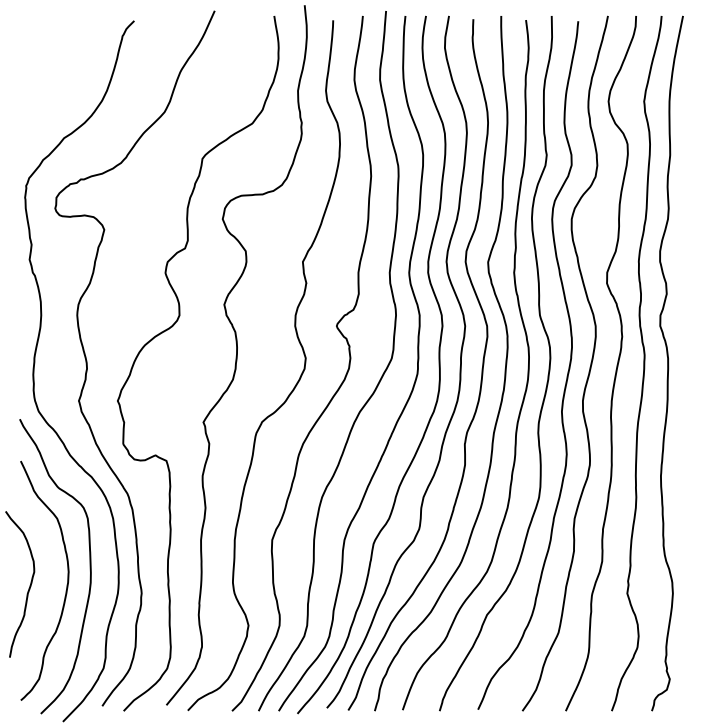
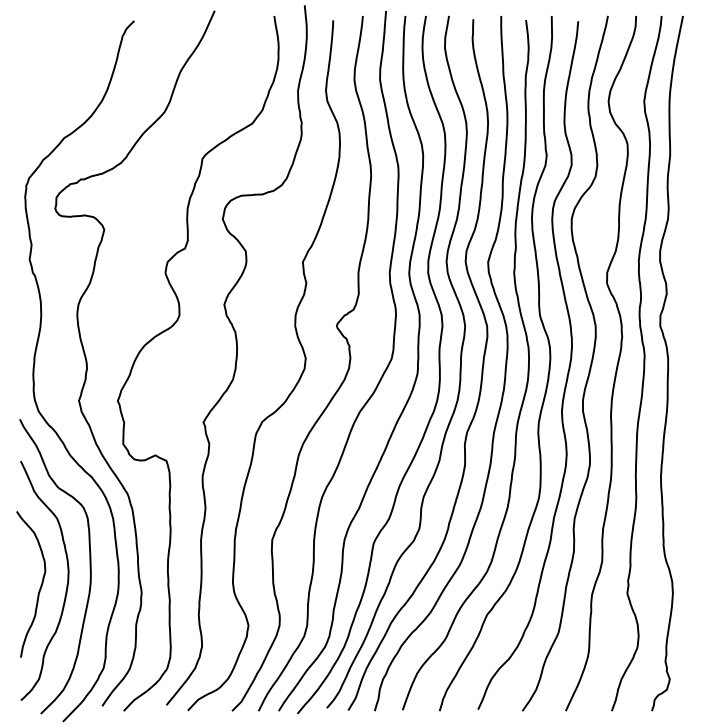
curve position: (28, 588) -> (39, 588) (39, 588)
